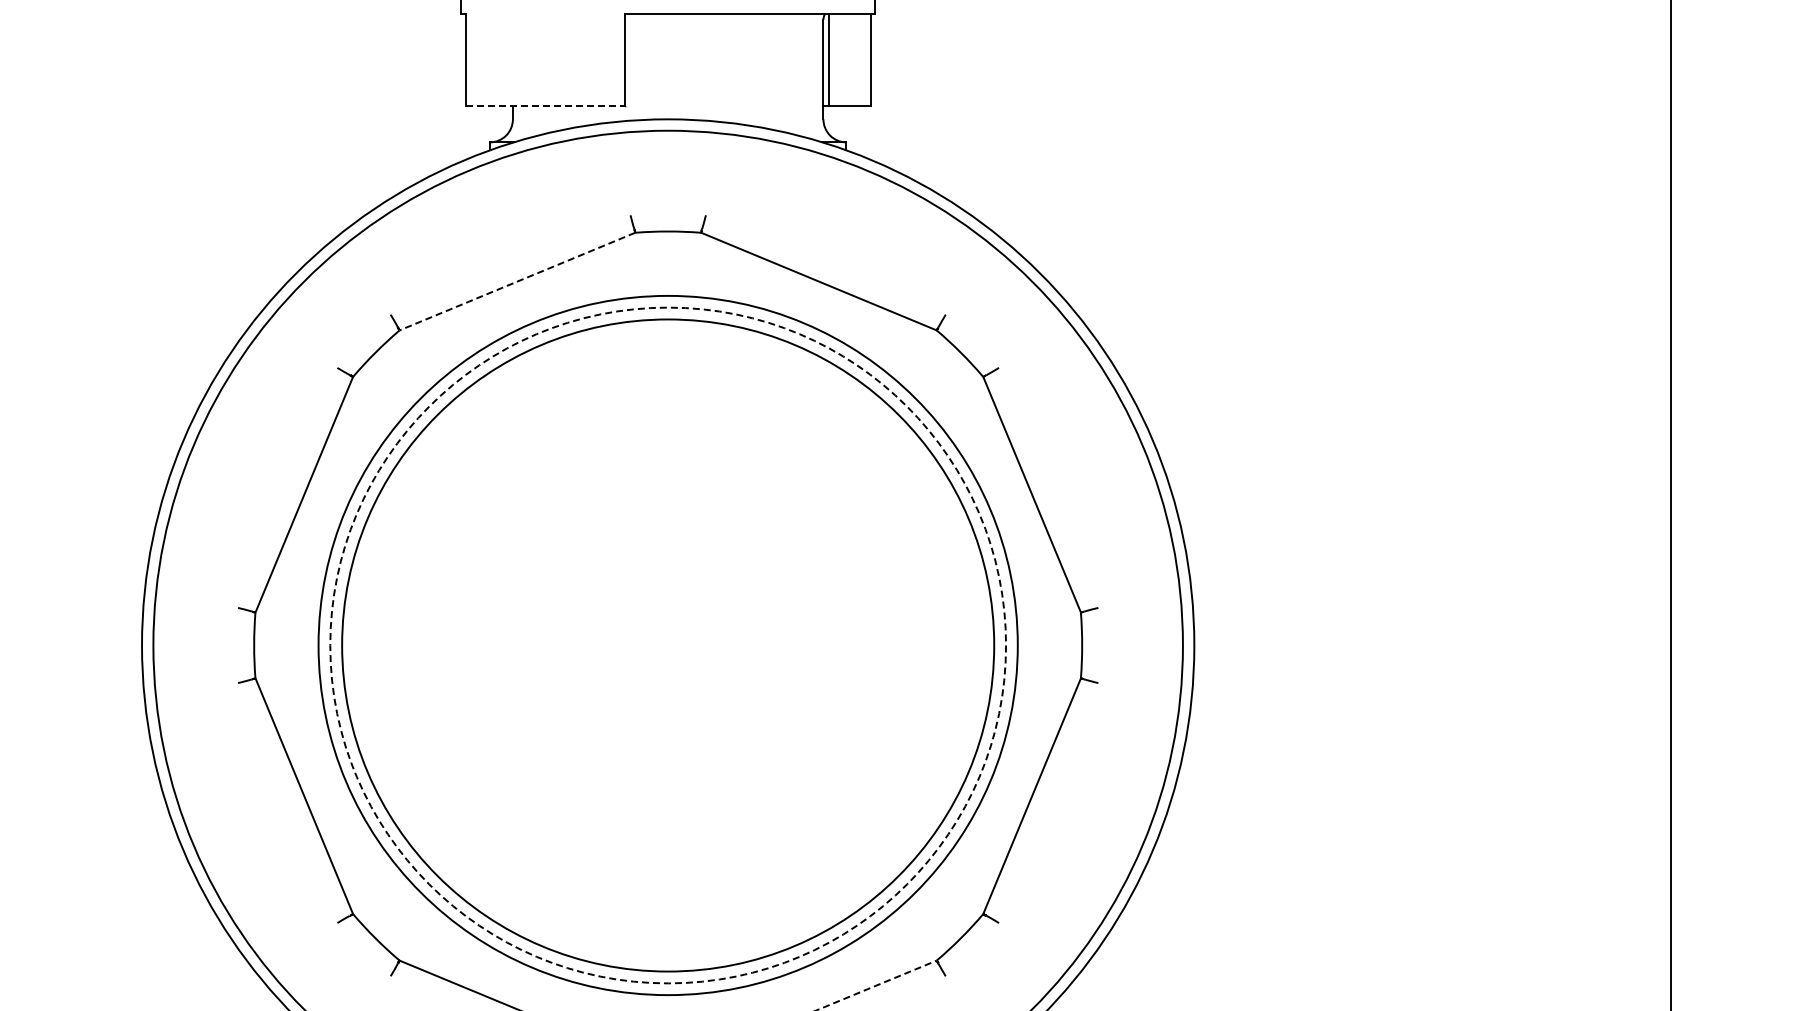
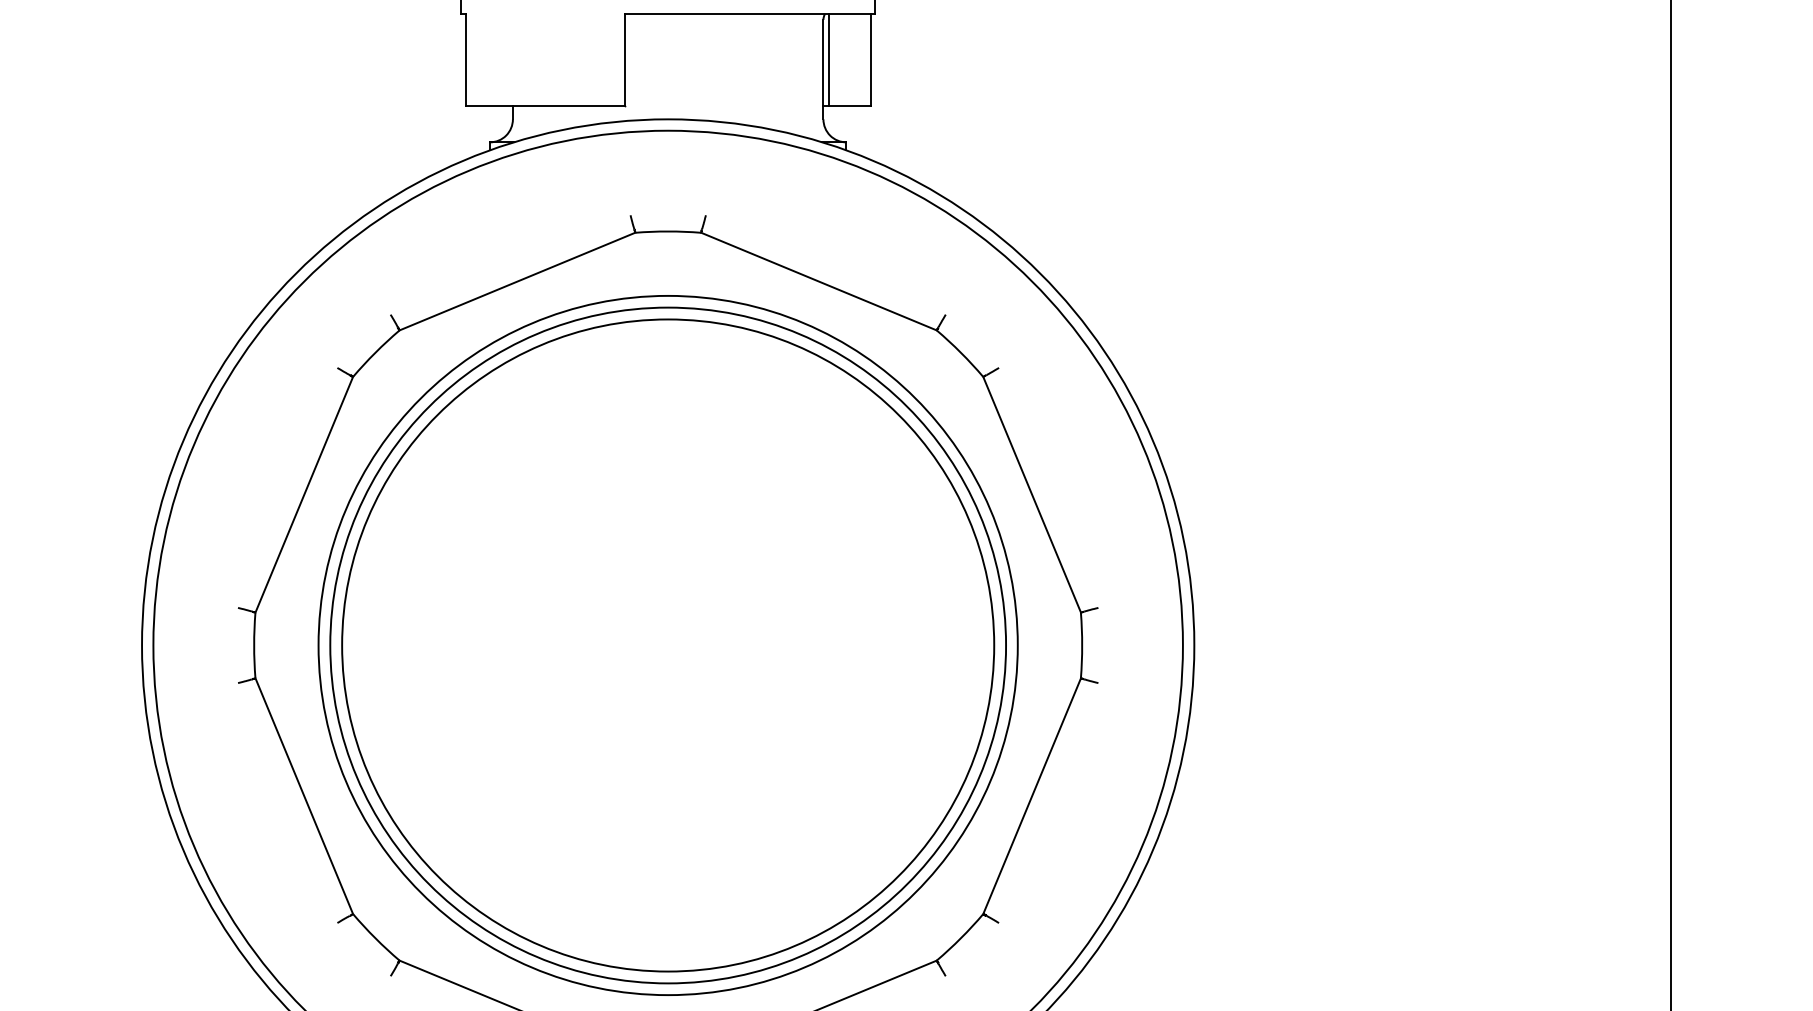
line: dashed -> solid (545, 106)
line: dashed -> solid (517, 281)
circle: dashed -> solid (668, 645)
line: dashed -> solid (876, 985)
